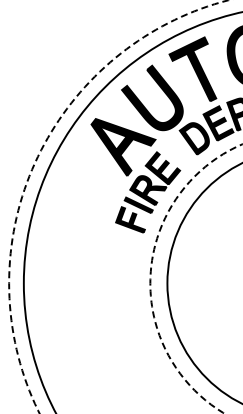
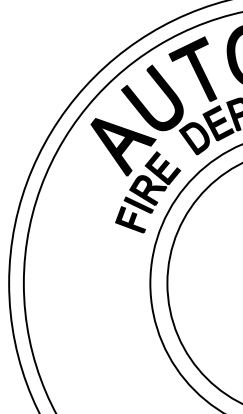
circle: dashed -> solid (119, 206)
circle: dashed -> solid (196, 278)
